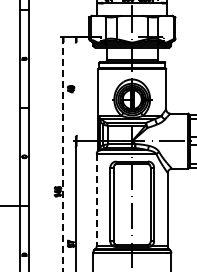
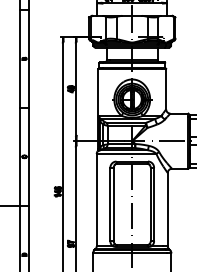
line: none -> present (76, 88)
line: dashed -> solid (63, 156)
line: dashed -> solid (96, 200)
